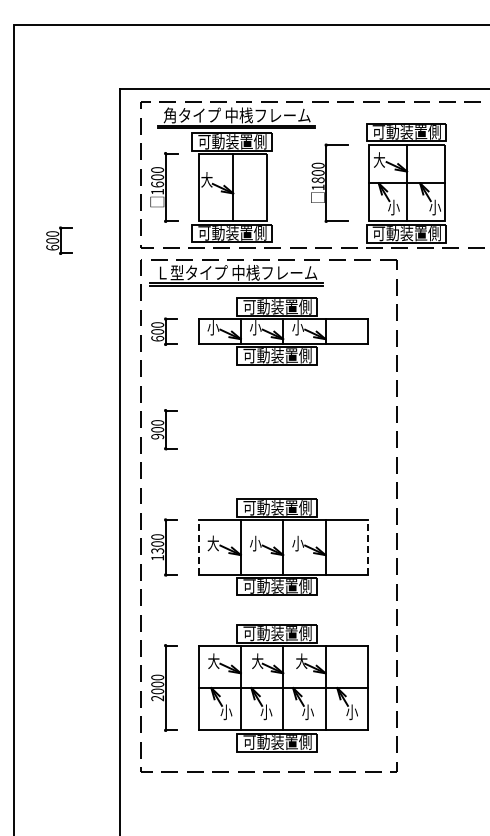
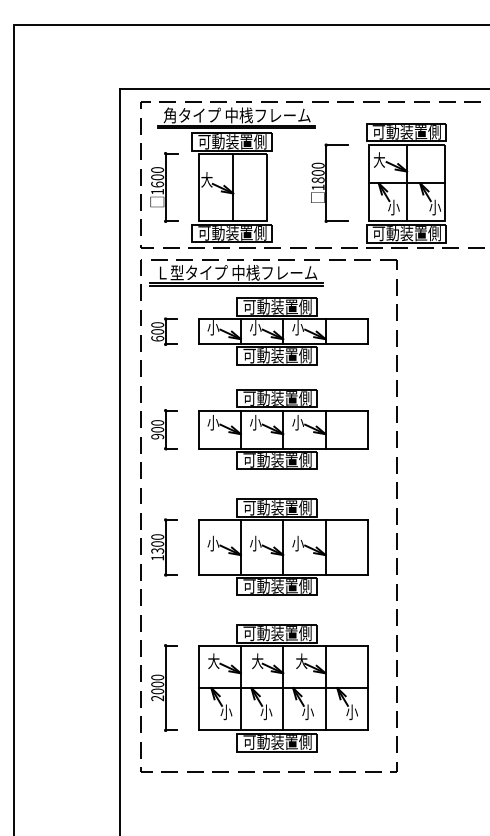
part: present -> none (59, 240)
part: none -> present (283, 429)
text: 大 -> 小 (213, 543)
line: dashed -> solid (198, 547)
line: dashed -> solid (368, 547)
